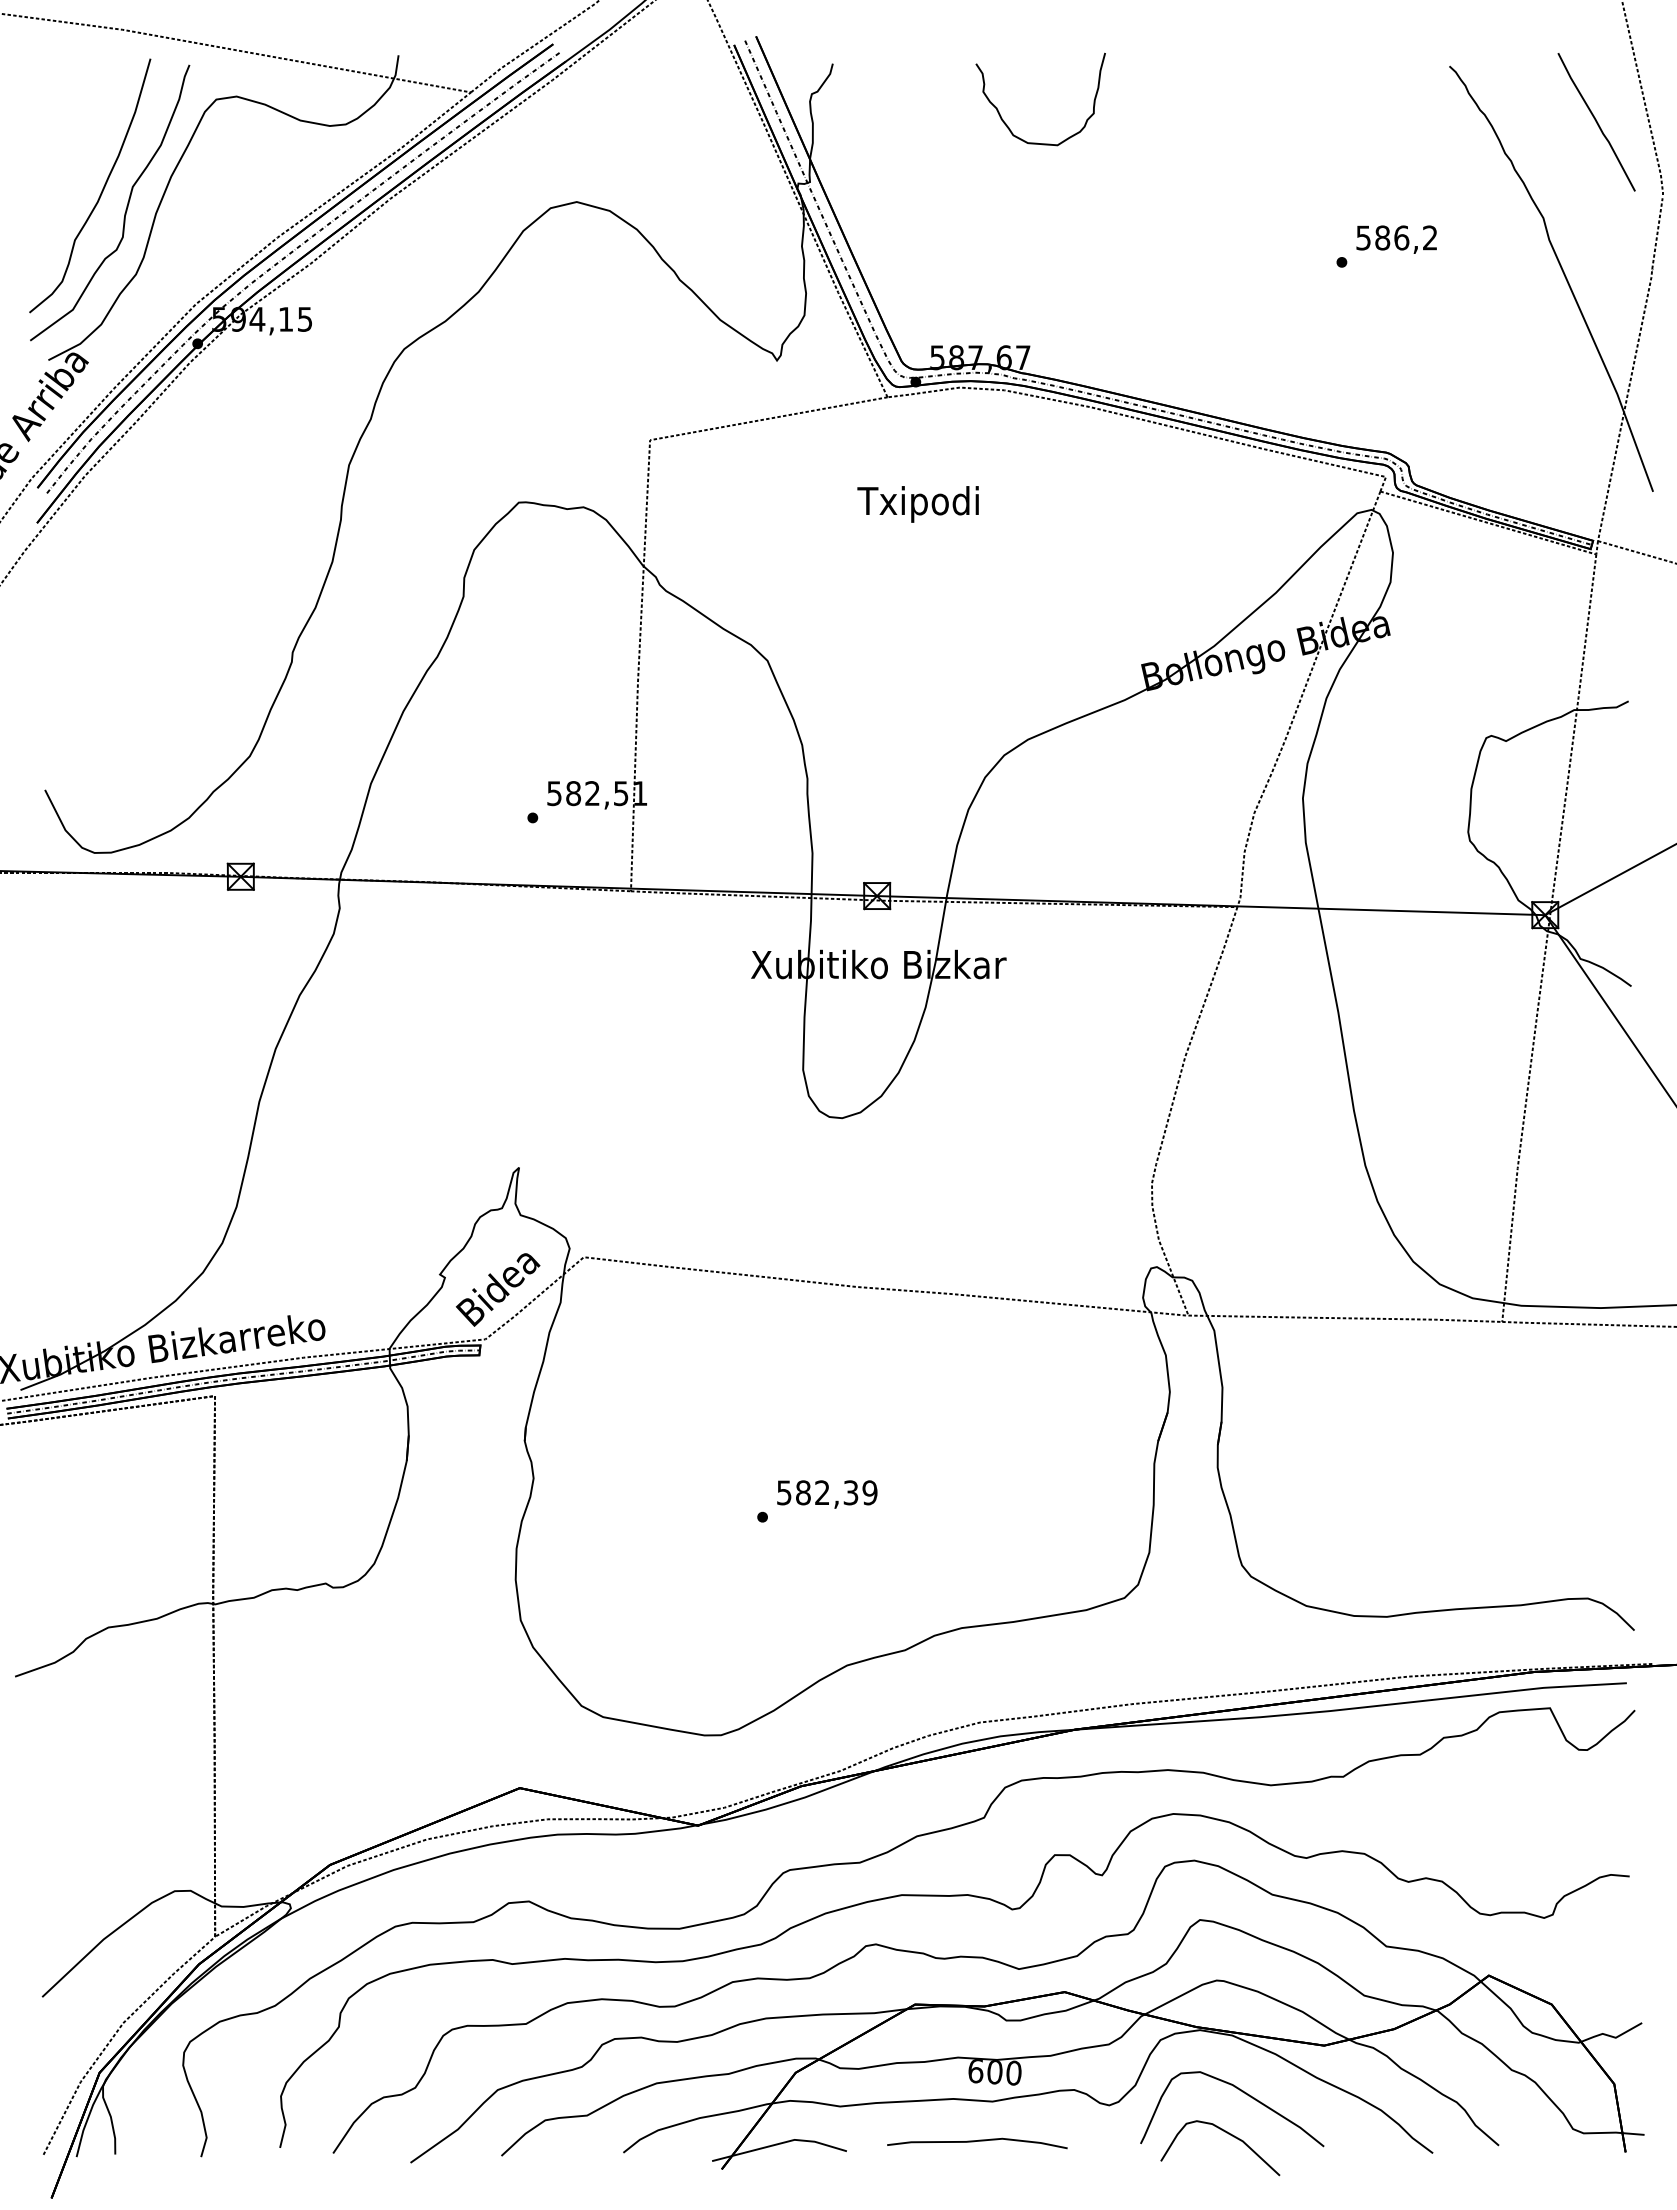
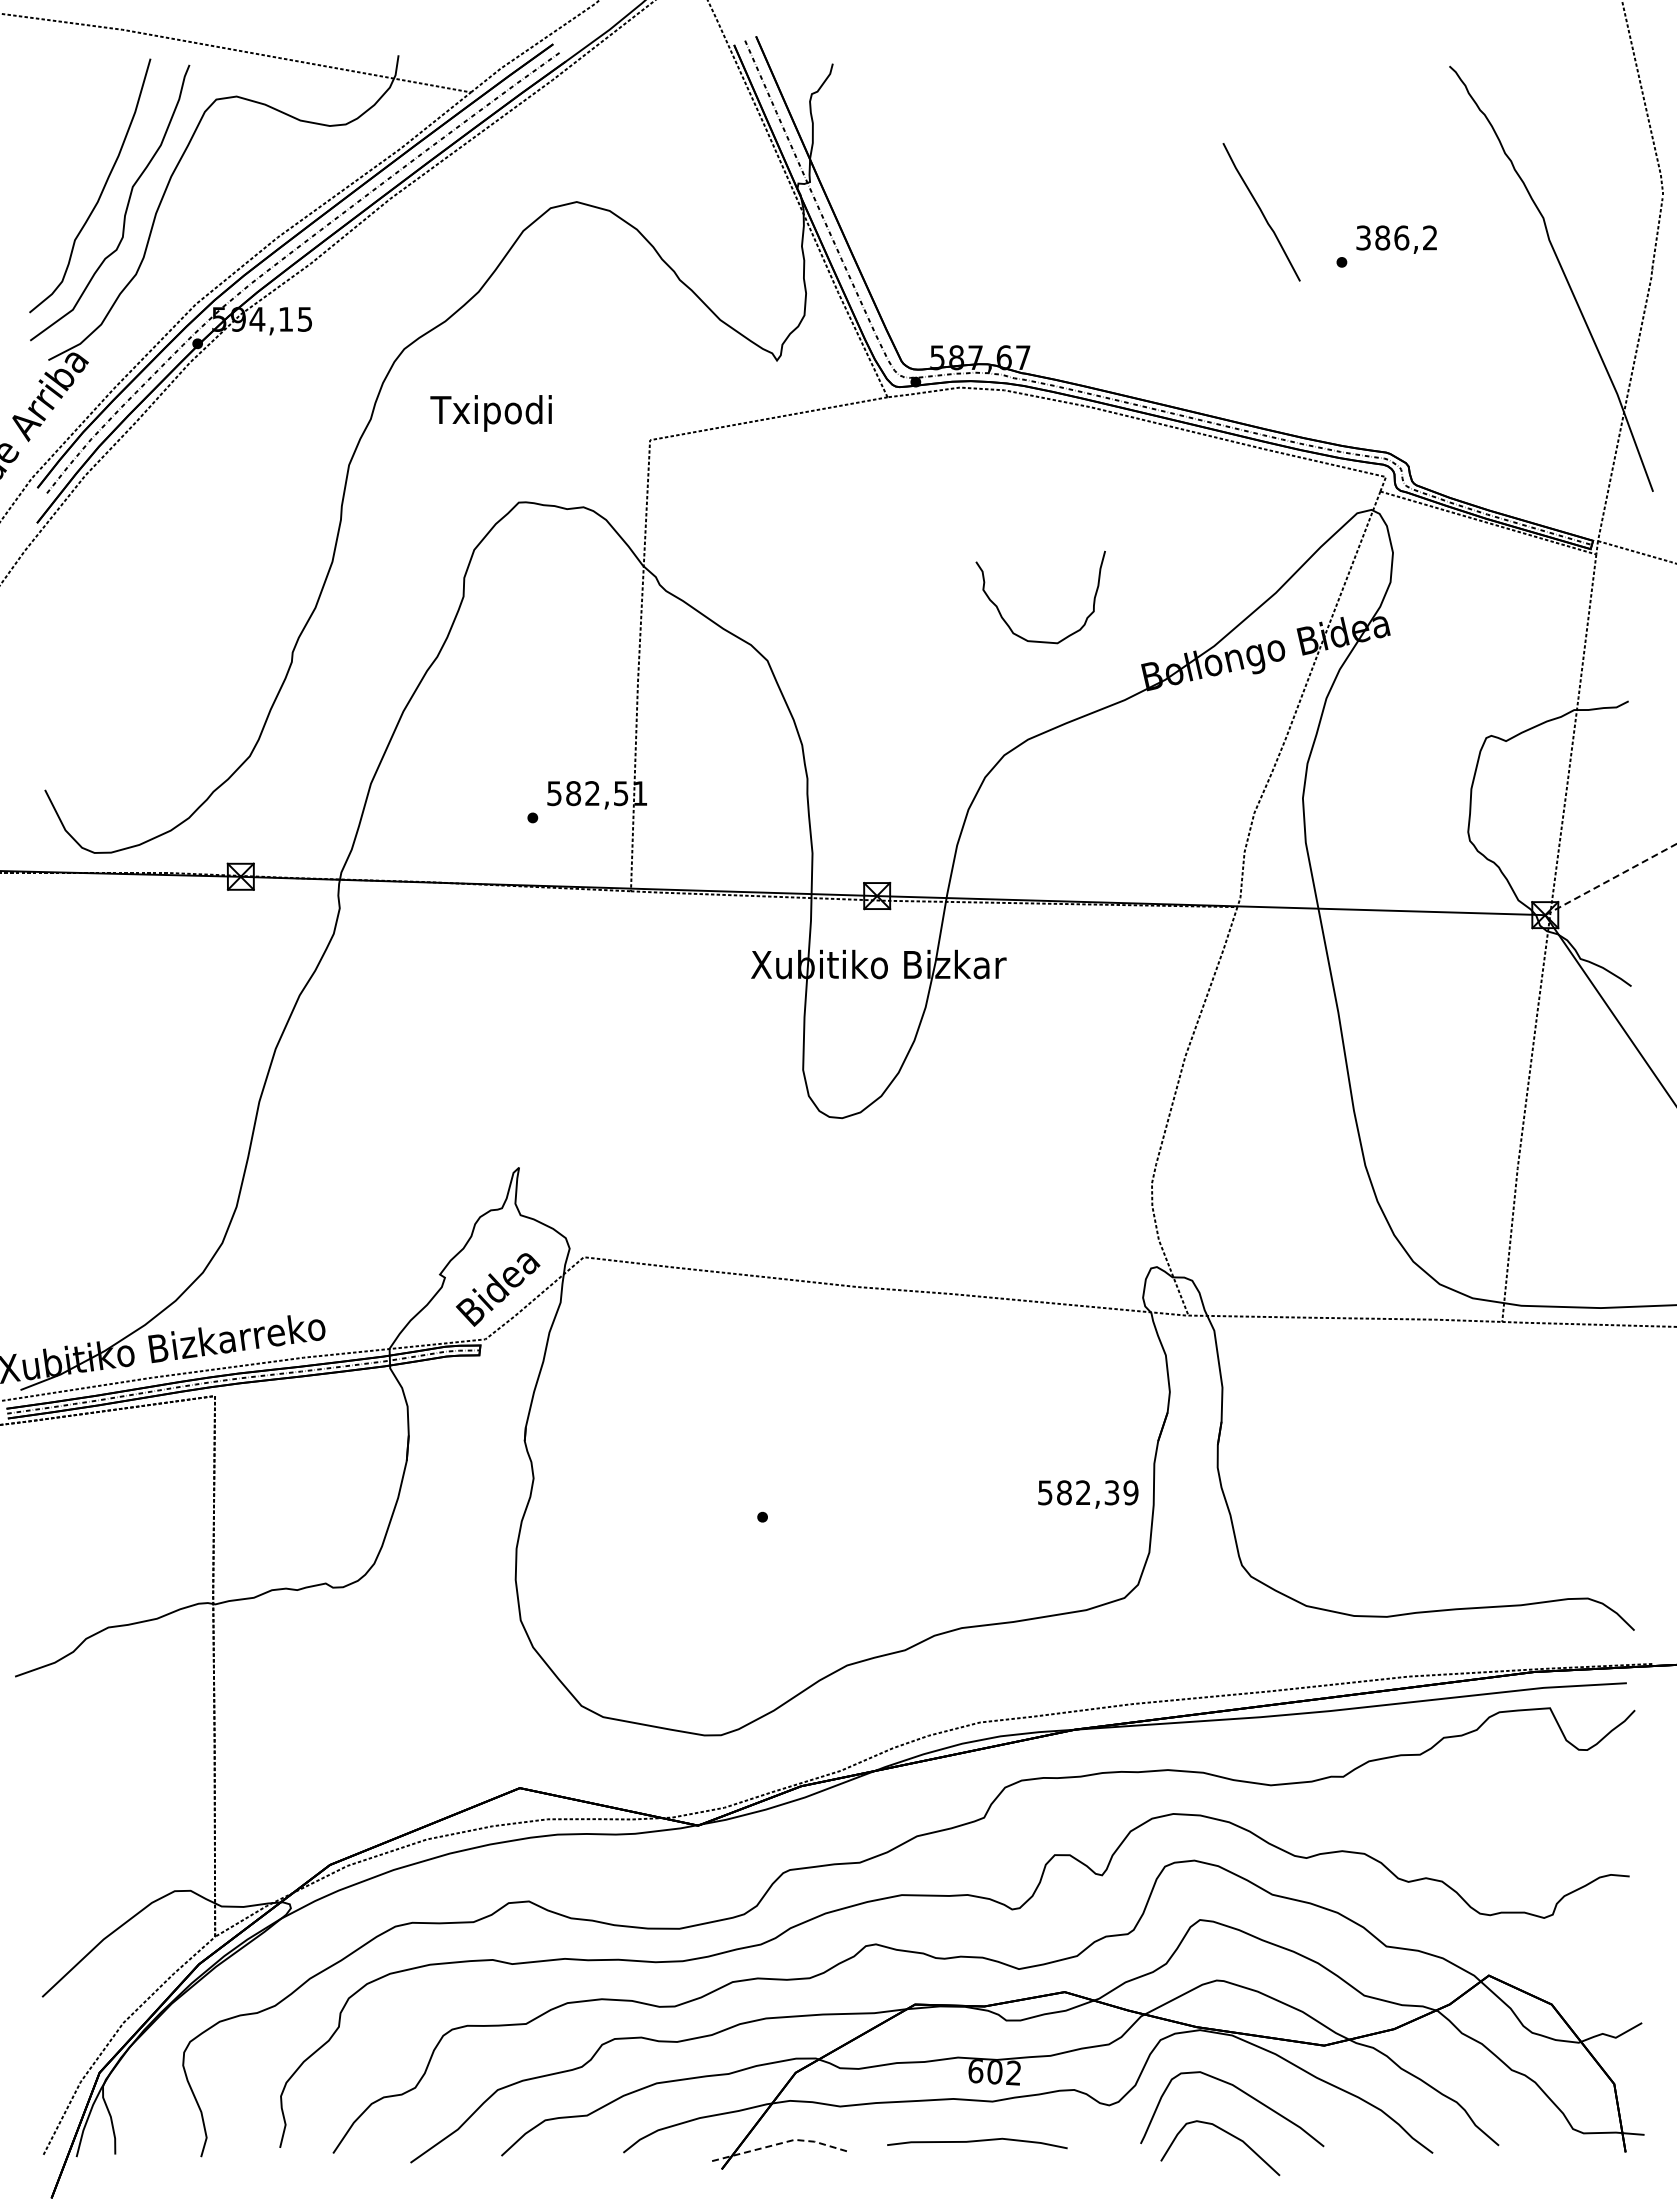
curve position: (1596, 122) -> (1261, 212) (1261, 212)
curve position: (1006, 123) -> (1006, 621) (1006, 621)
text: 586,2 -> 386,2 (1363, 237)
text position: (917, 504) -> (490, 413) (490, 413)
line: solid -> dashed (1611, 879)
text position: (827, 1494) -> (1088, 1494) (1088, 1494)
text: 600 -> 602 (1013, 2072)
line: solid -> dashed (780, 2143)
